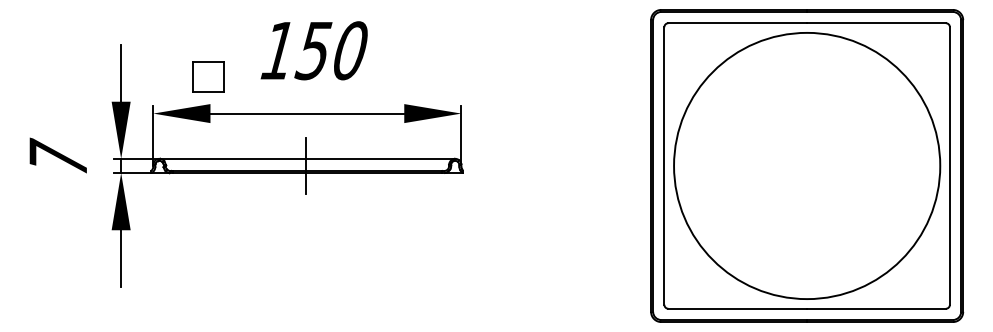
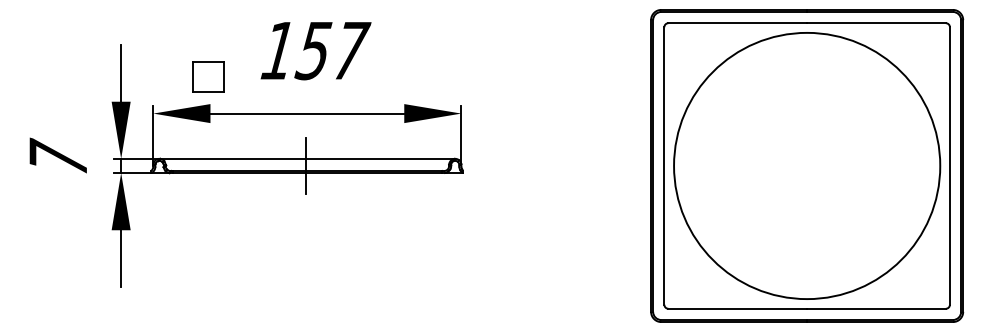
text: 150 -> 157 (352, 50)
